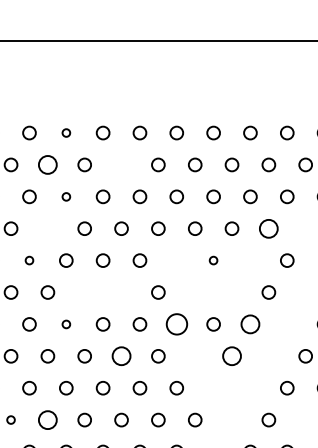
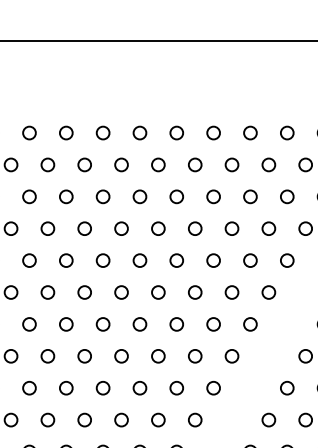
circle size: 11x10 px -> 15x16 px (66, 132)
circle size: 20x20 px -> 16x16 px (47, 164)
circle: none -> present (121, 164)
circle size: 11x10 px -> 15x16 px (66, 196)
circle: none -> present (47, 228)
circle size: 20x20 px -> 16x15 px (268, 228)
circle: none -> present (305, 228)
circle size: 11x11 px -> 15x15 px (29, 260)
circle: none -> present (176, 260)
circle size: 11x11 px -> 15x15 px (213, 260)
circle: none -> present (250, 260)
circle: none -> present (84, 292)
circle: none -> present (121, 292)
circle: none -> present (195, 292)
circle: none -> present (231, 292)
circle size: 11x11 px -> 15x15 px (66, 324)
circle size: 24x23 px -> 15x15 px (176, 324)
circle size: 21x21 px -> 15x15 px (250, 324)
circle size: 21x20 px -> 15x15 px (121, 356)
circle size: 20x20 px -> 16x15 px (231, 356)
circle: none -> present (195, 356)
circle: none -> present (213, 388)
circle size: 10x10 px -> 16x16 px (10, 419)
circle size: 20x20 px -> 16x16 px (47, 419)
circle: none -> present (305, 419)
